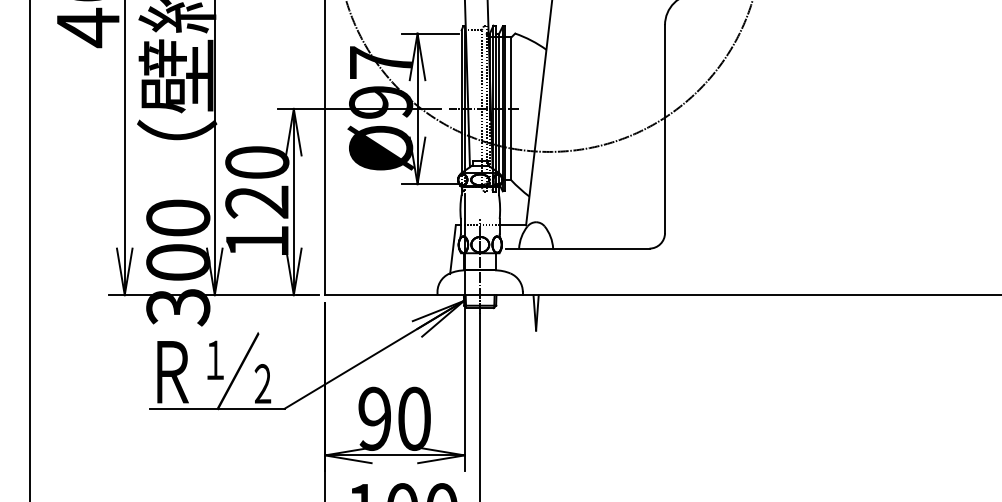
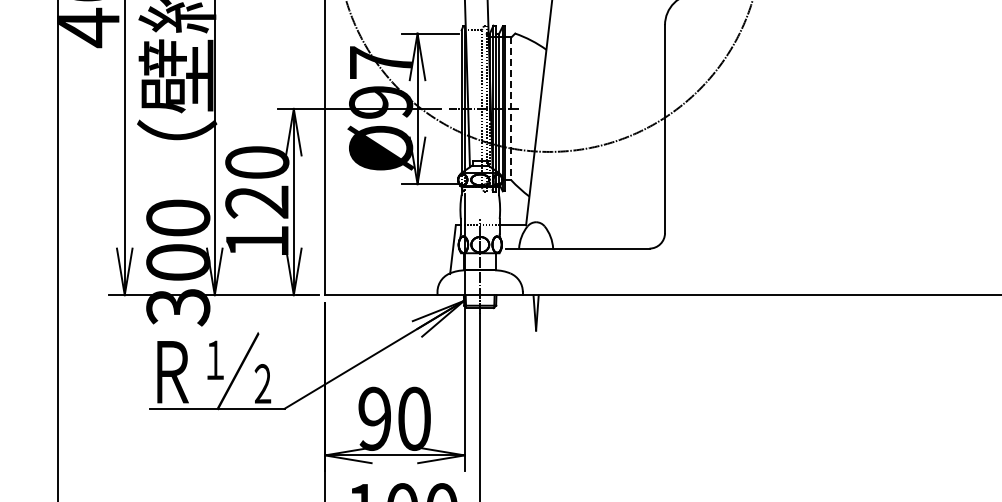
line: solid -> dashed (511, 109)
line position: (30, 250) -> (58, 250) (58, 250)
